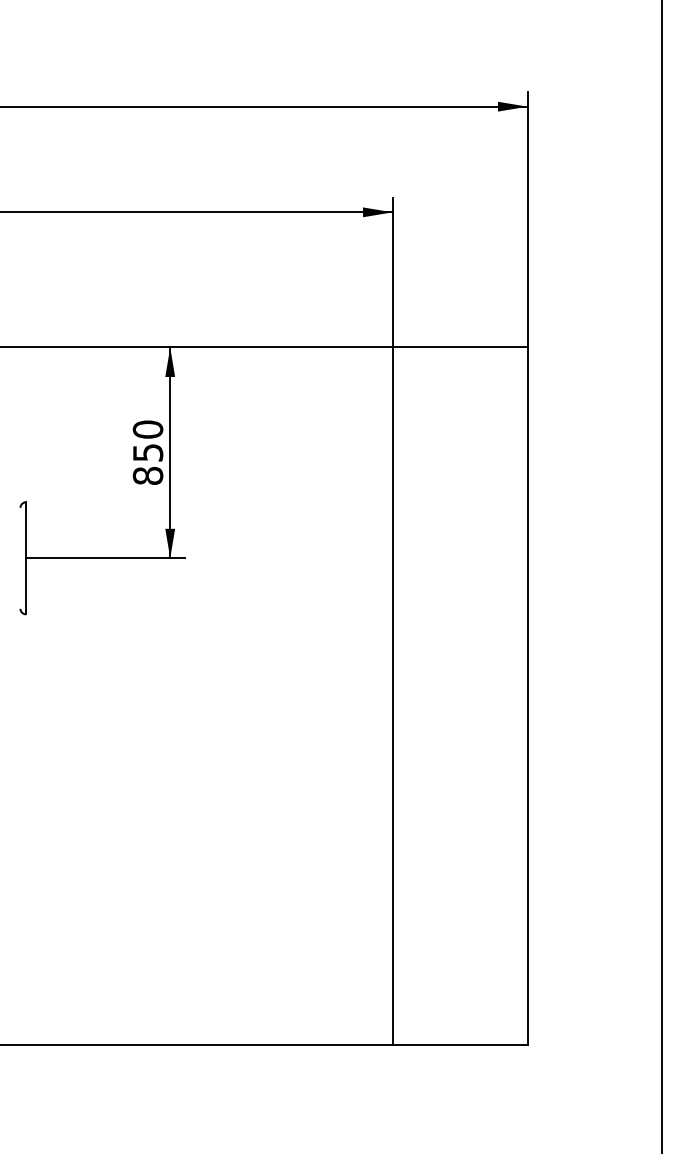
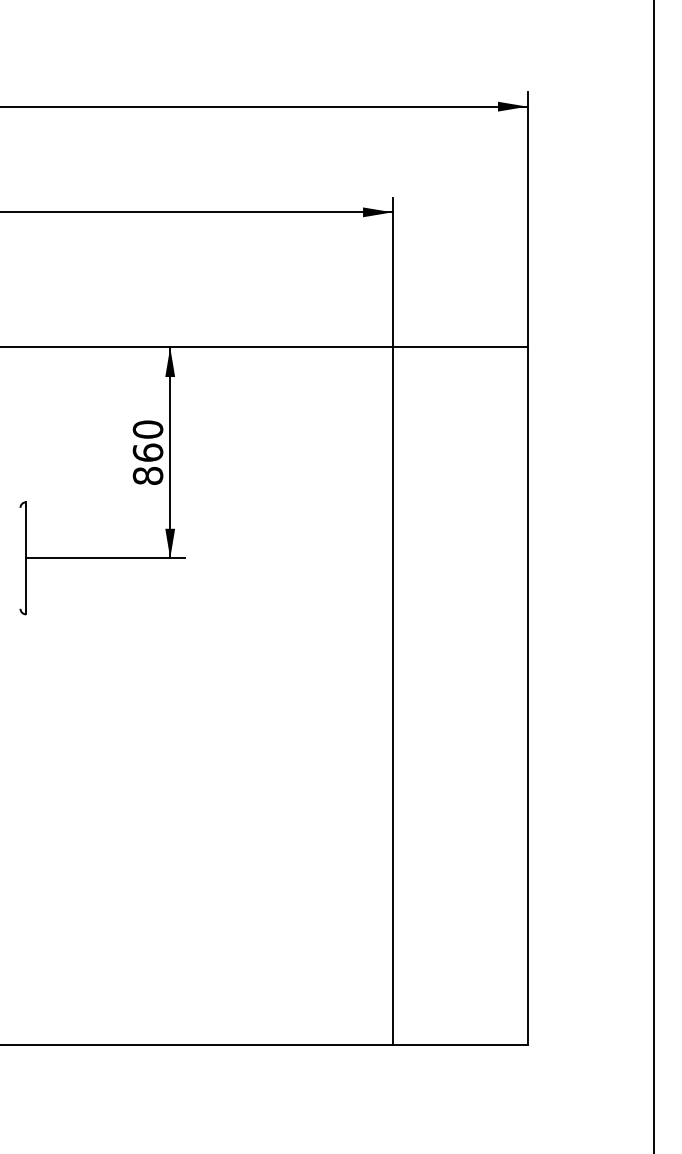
text: 850 -> 860 (147, 452)
line position: (661, 576) -> (653, 576) (653, 576)
